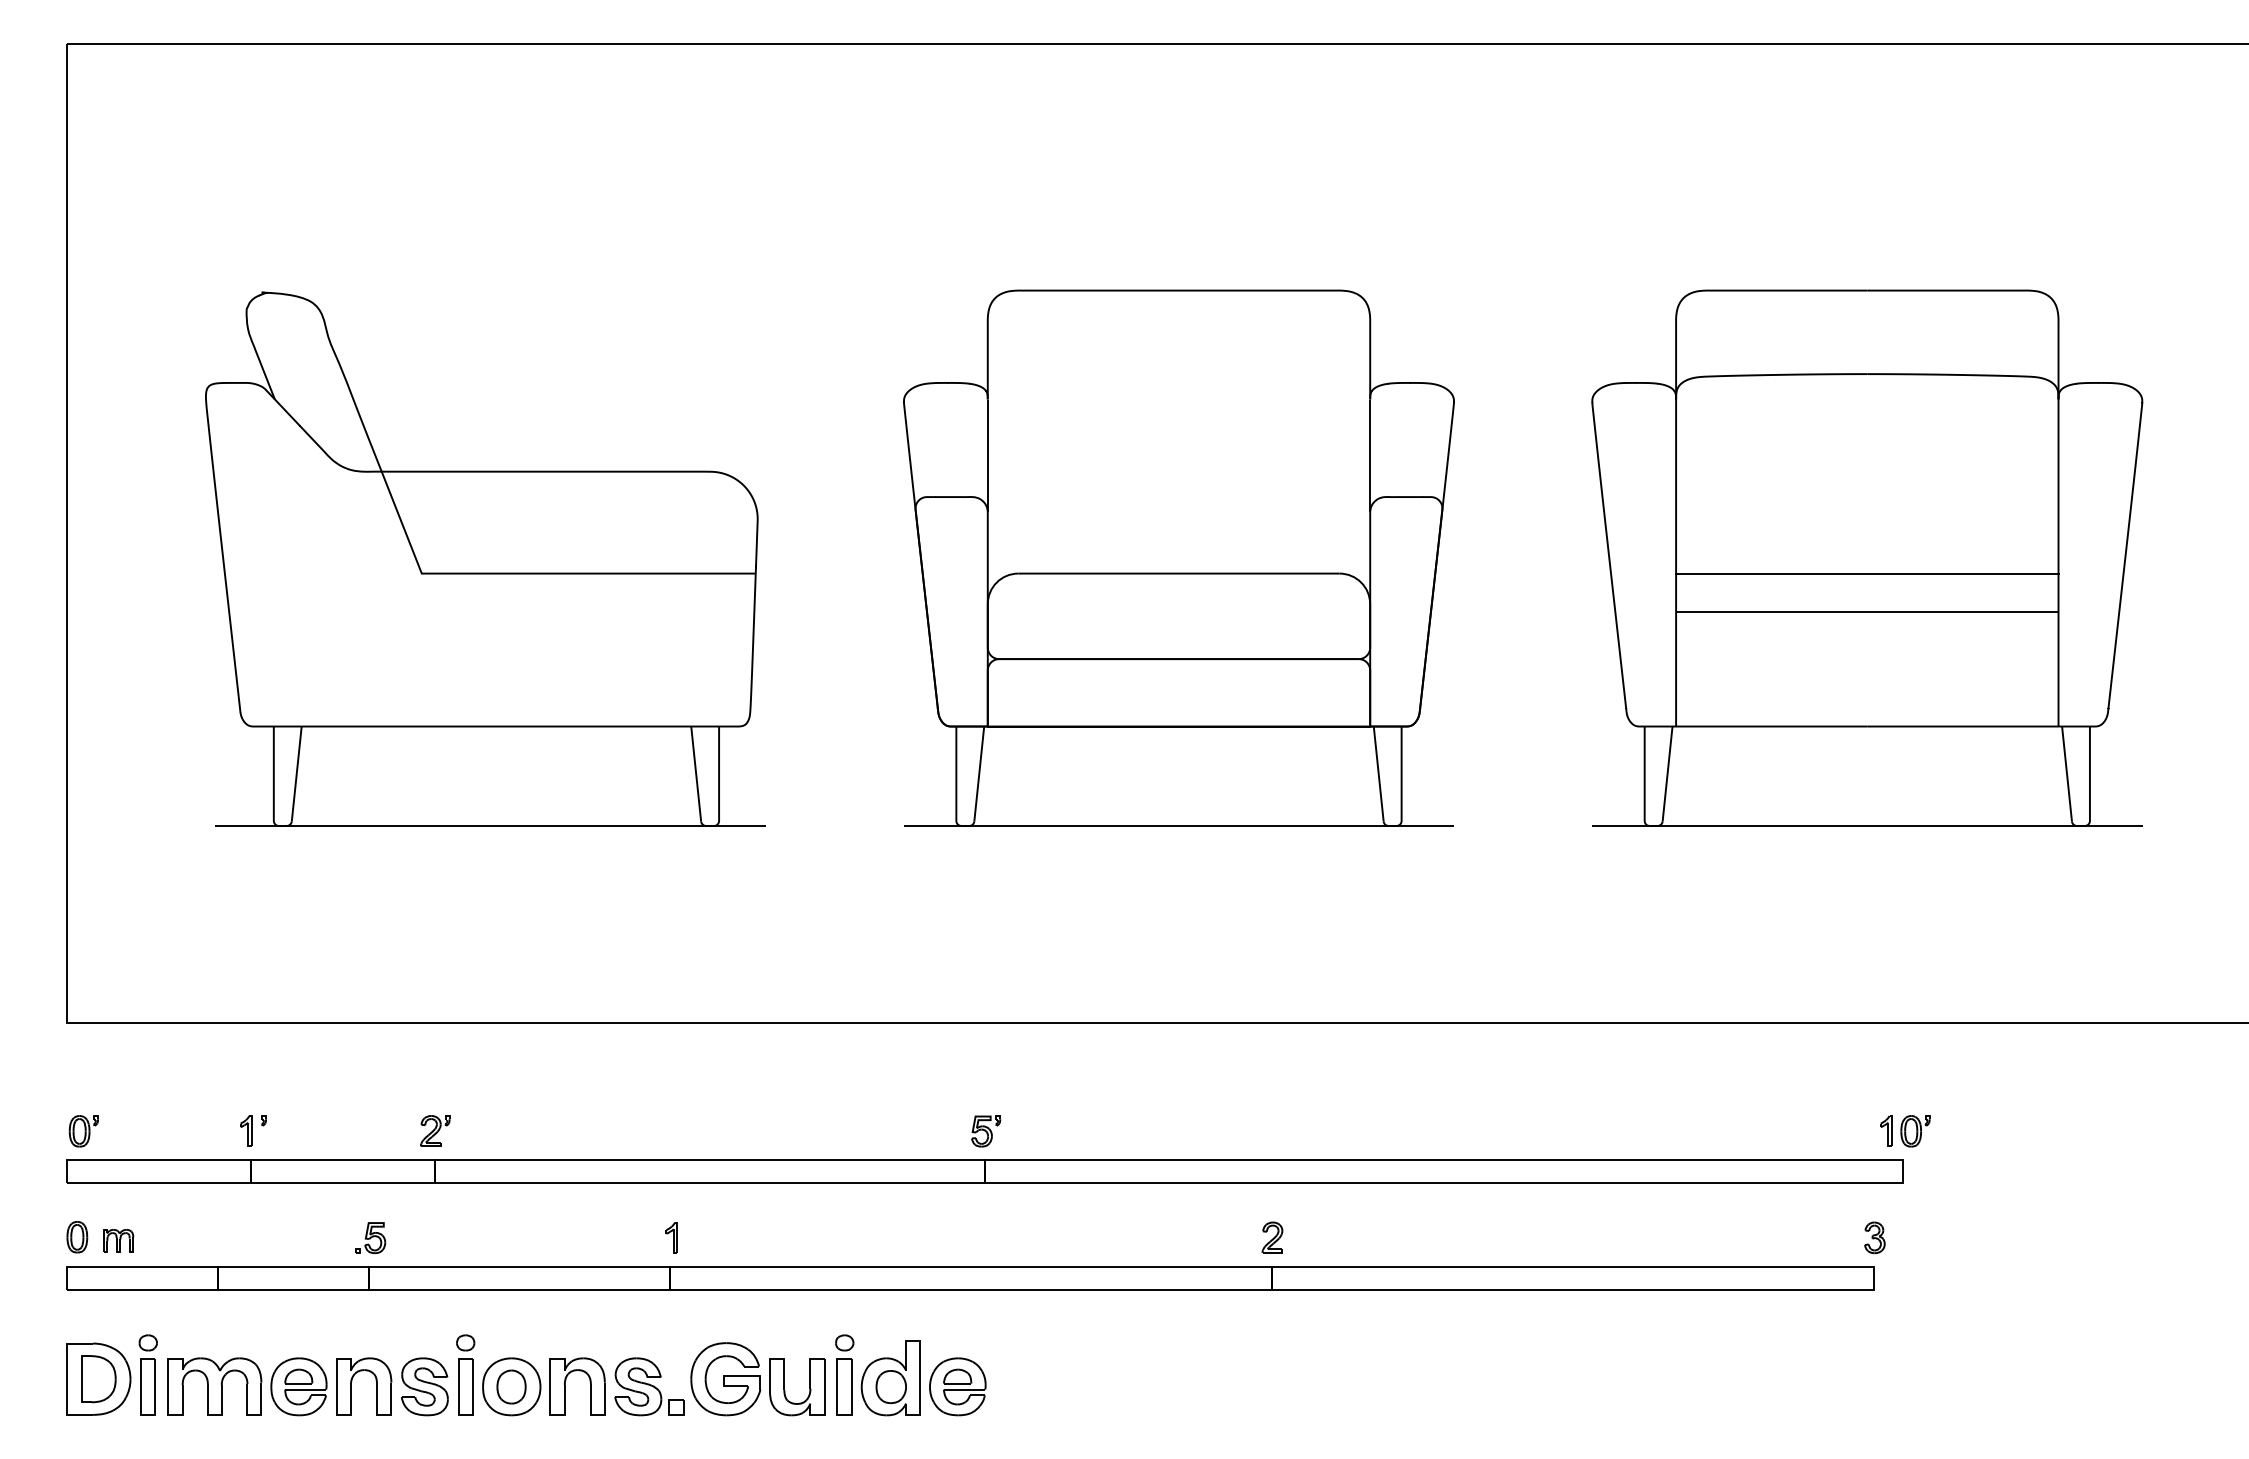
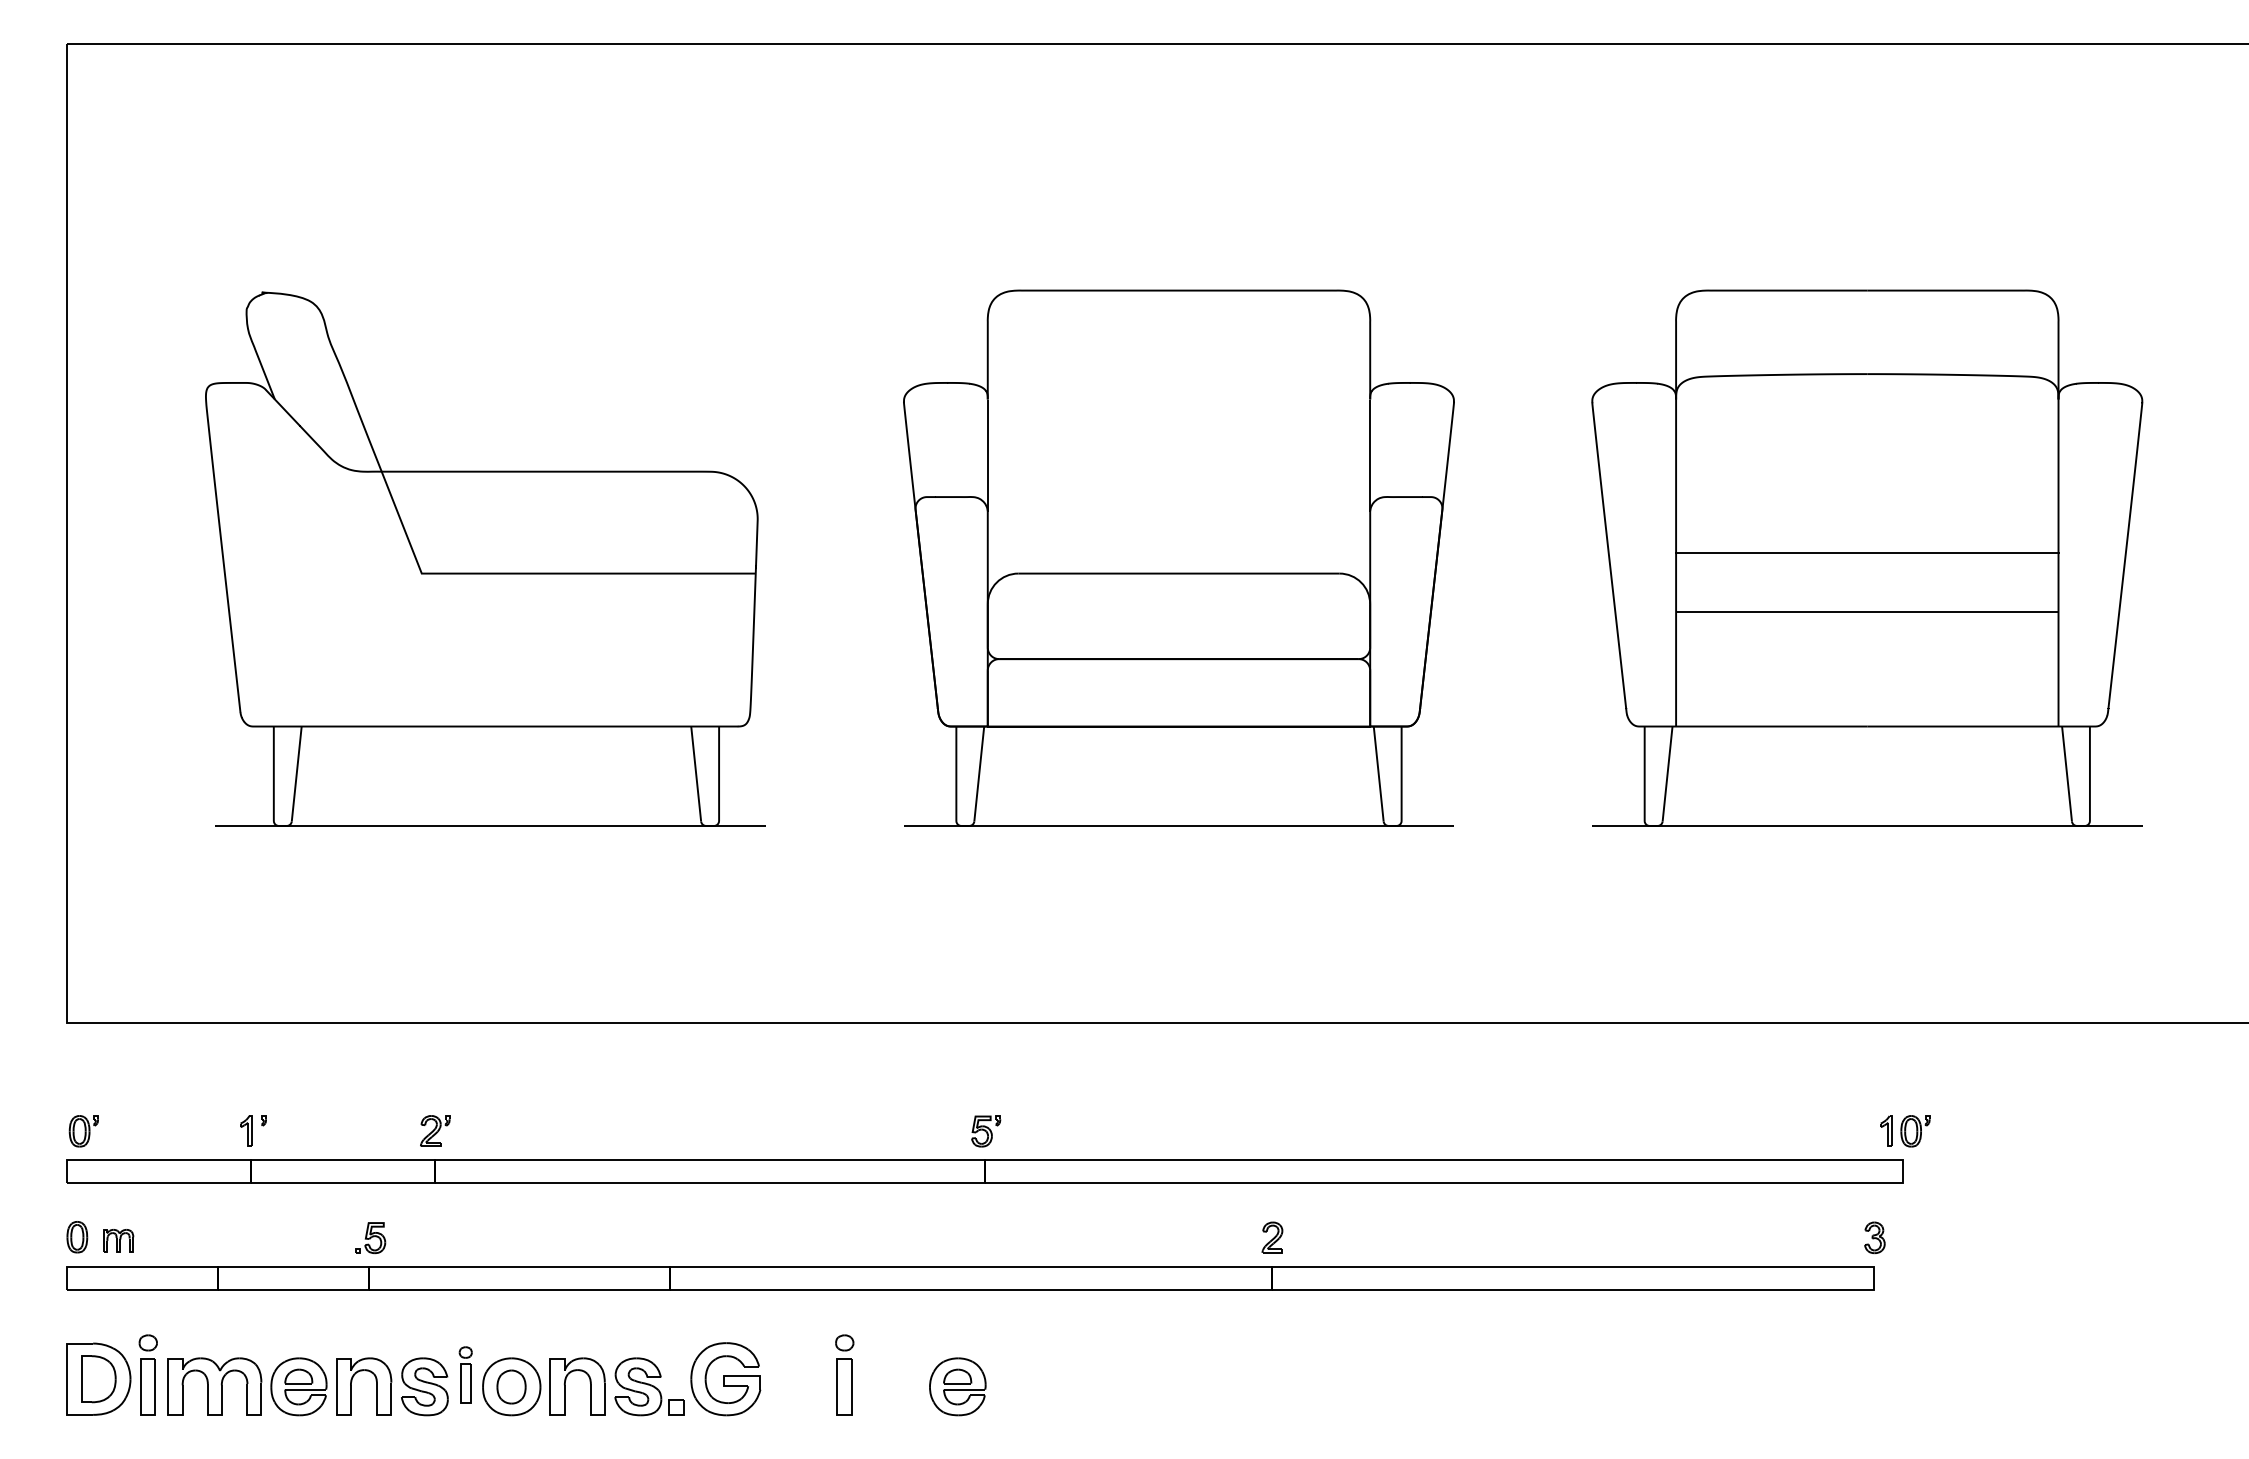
line position: (1867, 573) -> (1867, 552) (1867, 552)
part: present -> none (671, 1237)
part size: 20x82 px -> 15x58 px (465, 1374)
part: present -> none (890, 1378)
part: present -> none (809, 1387)
